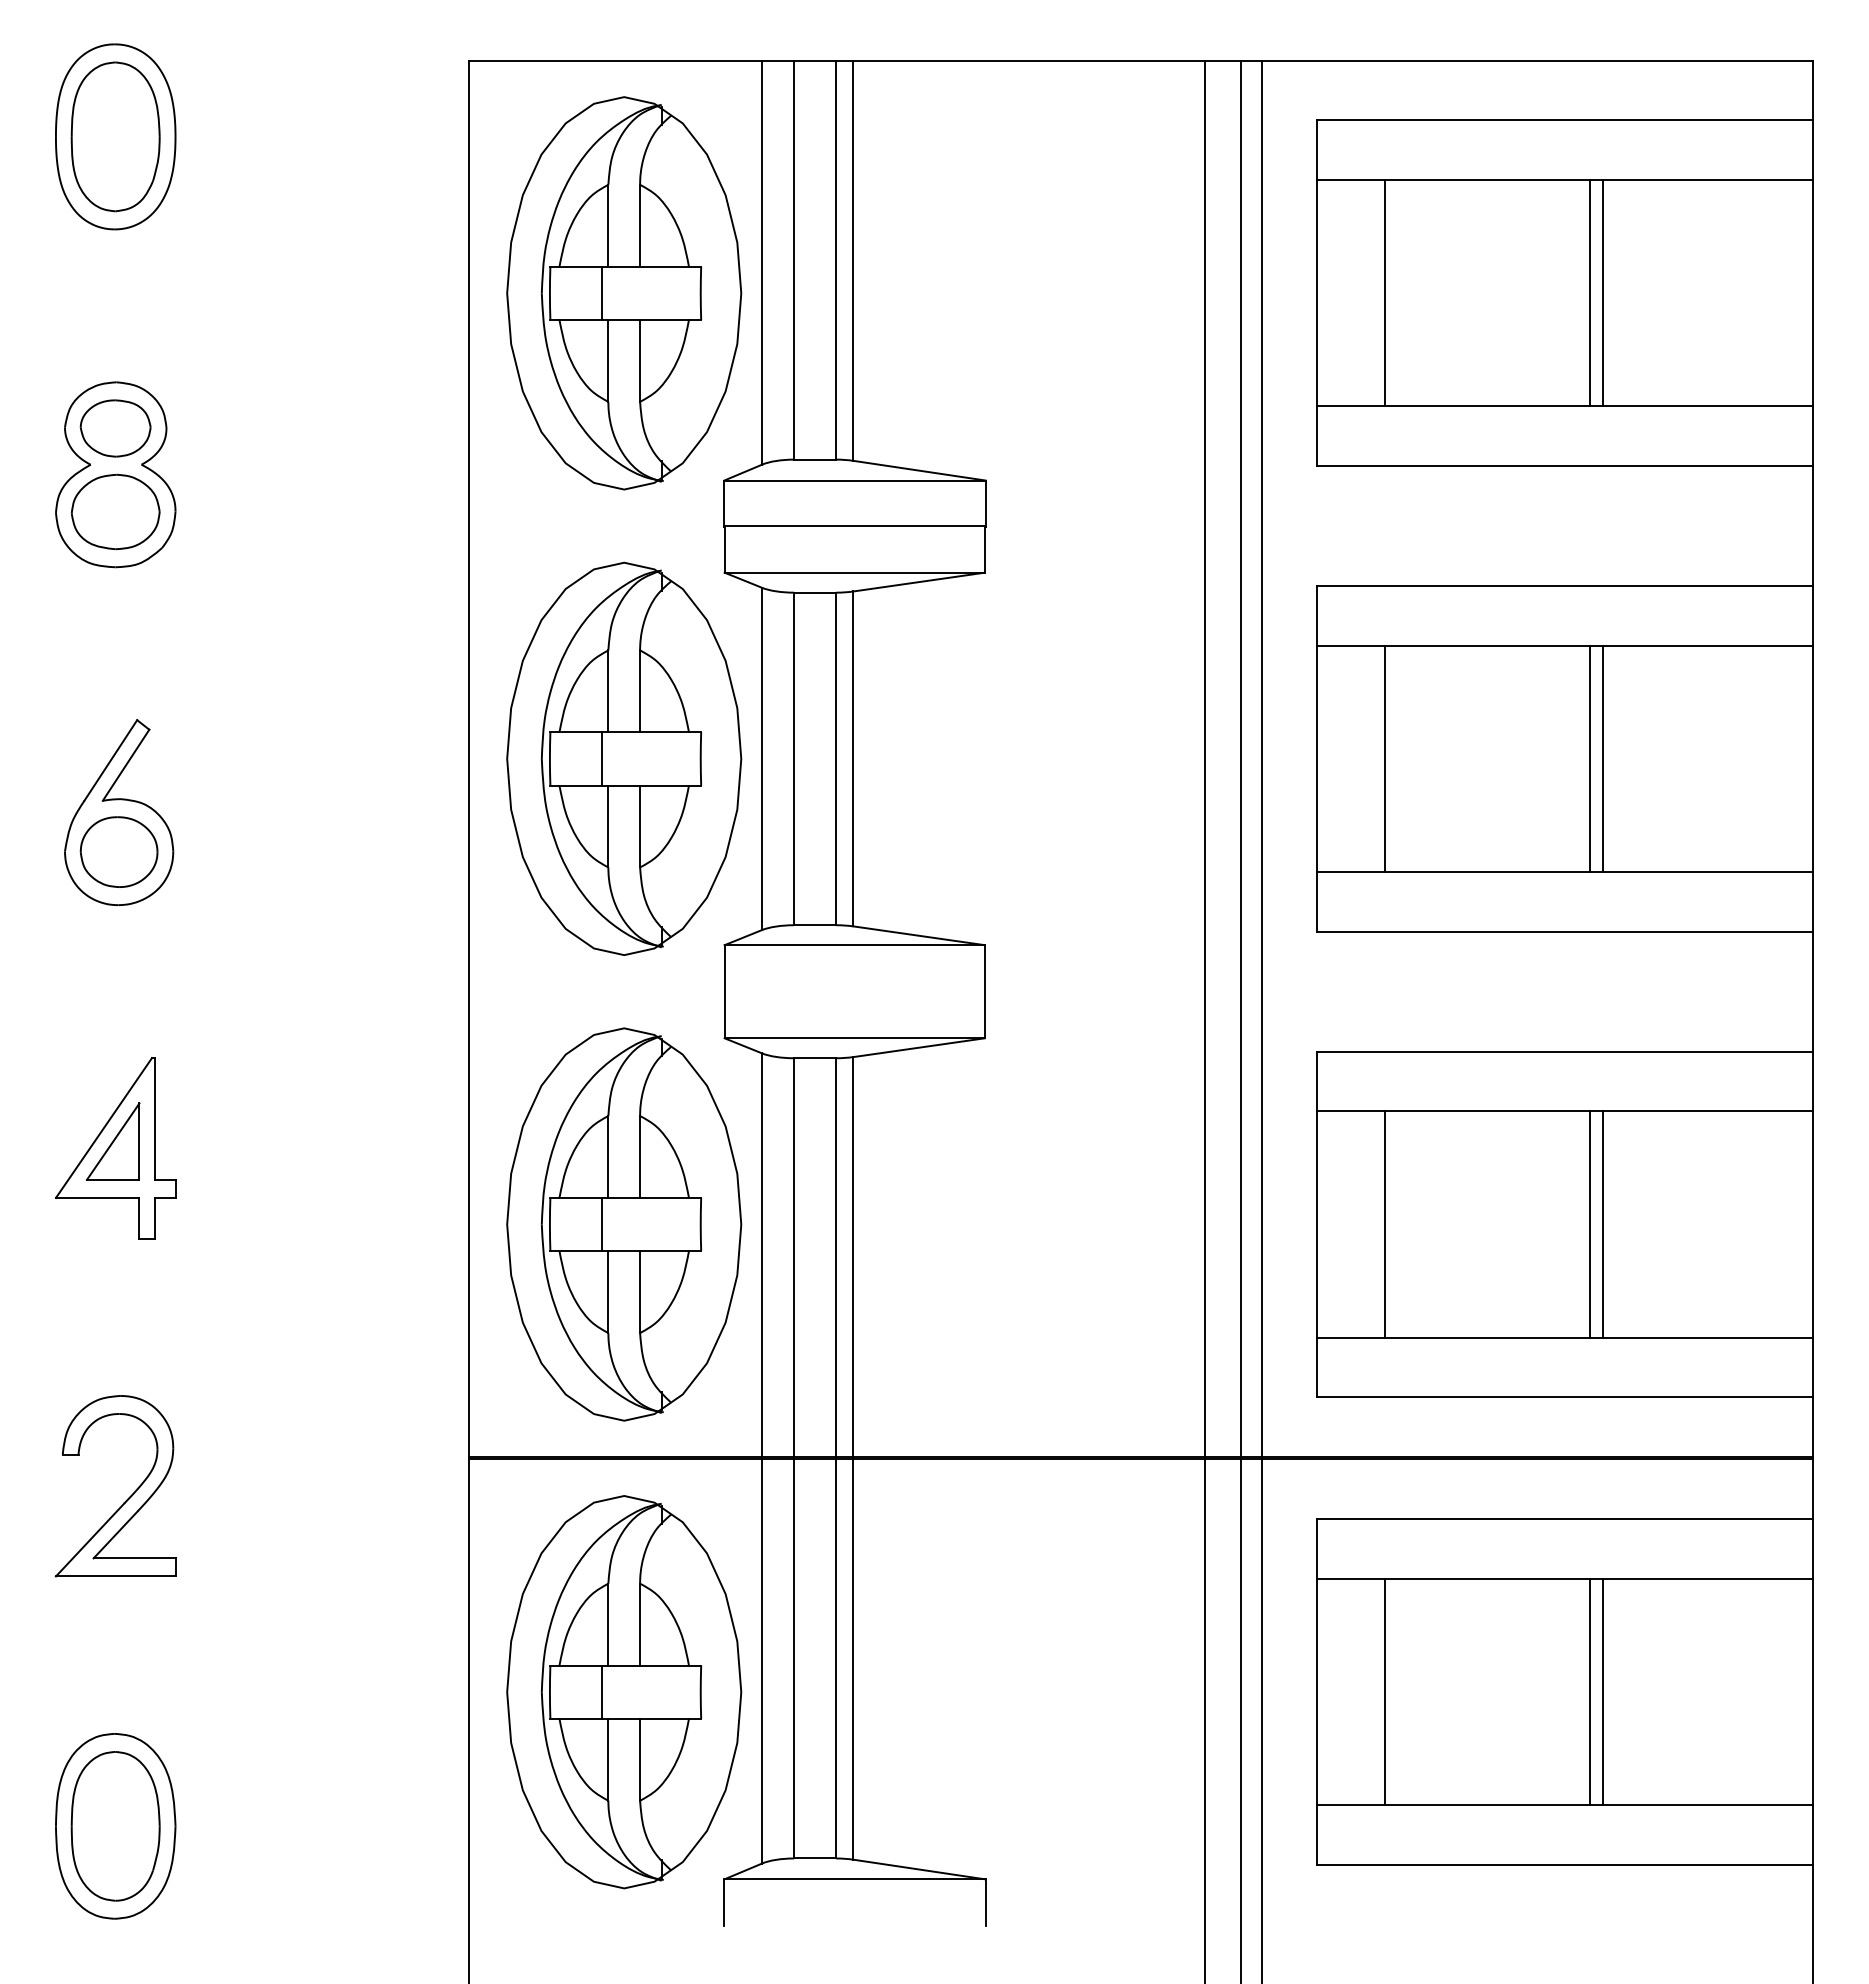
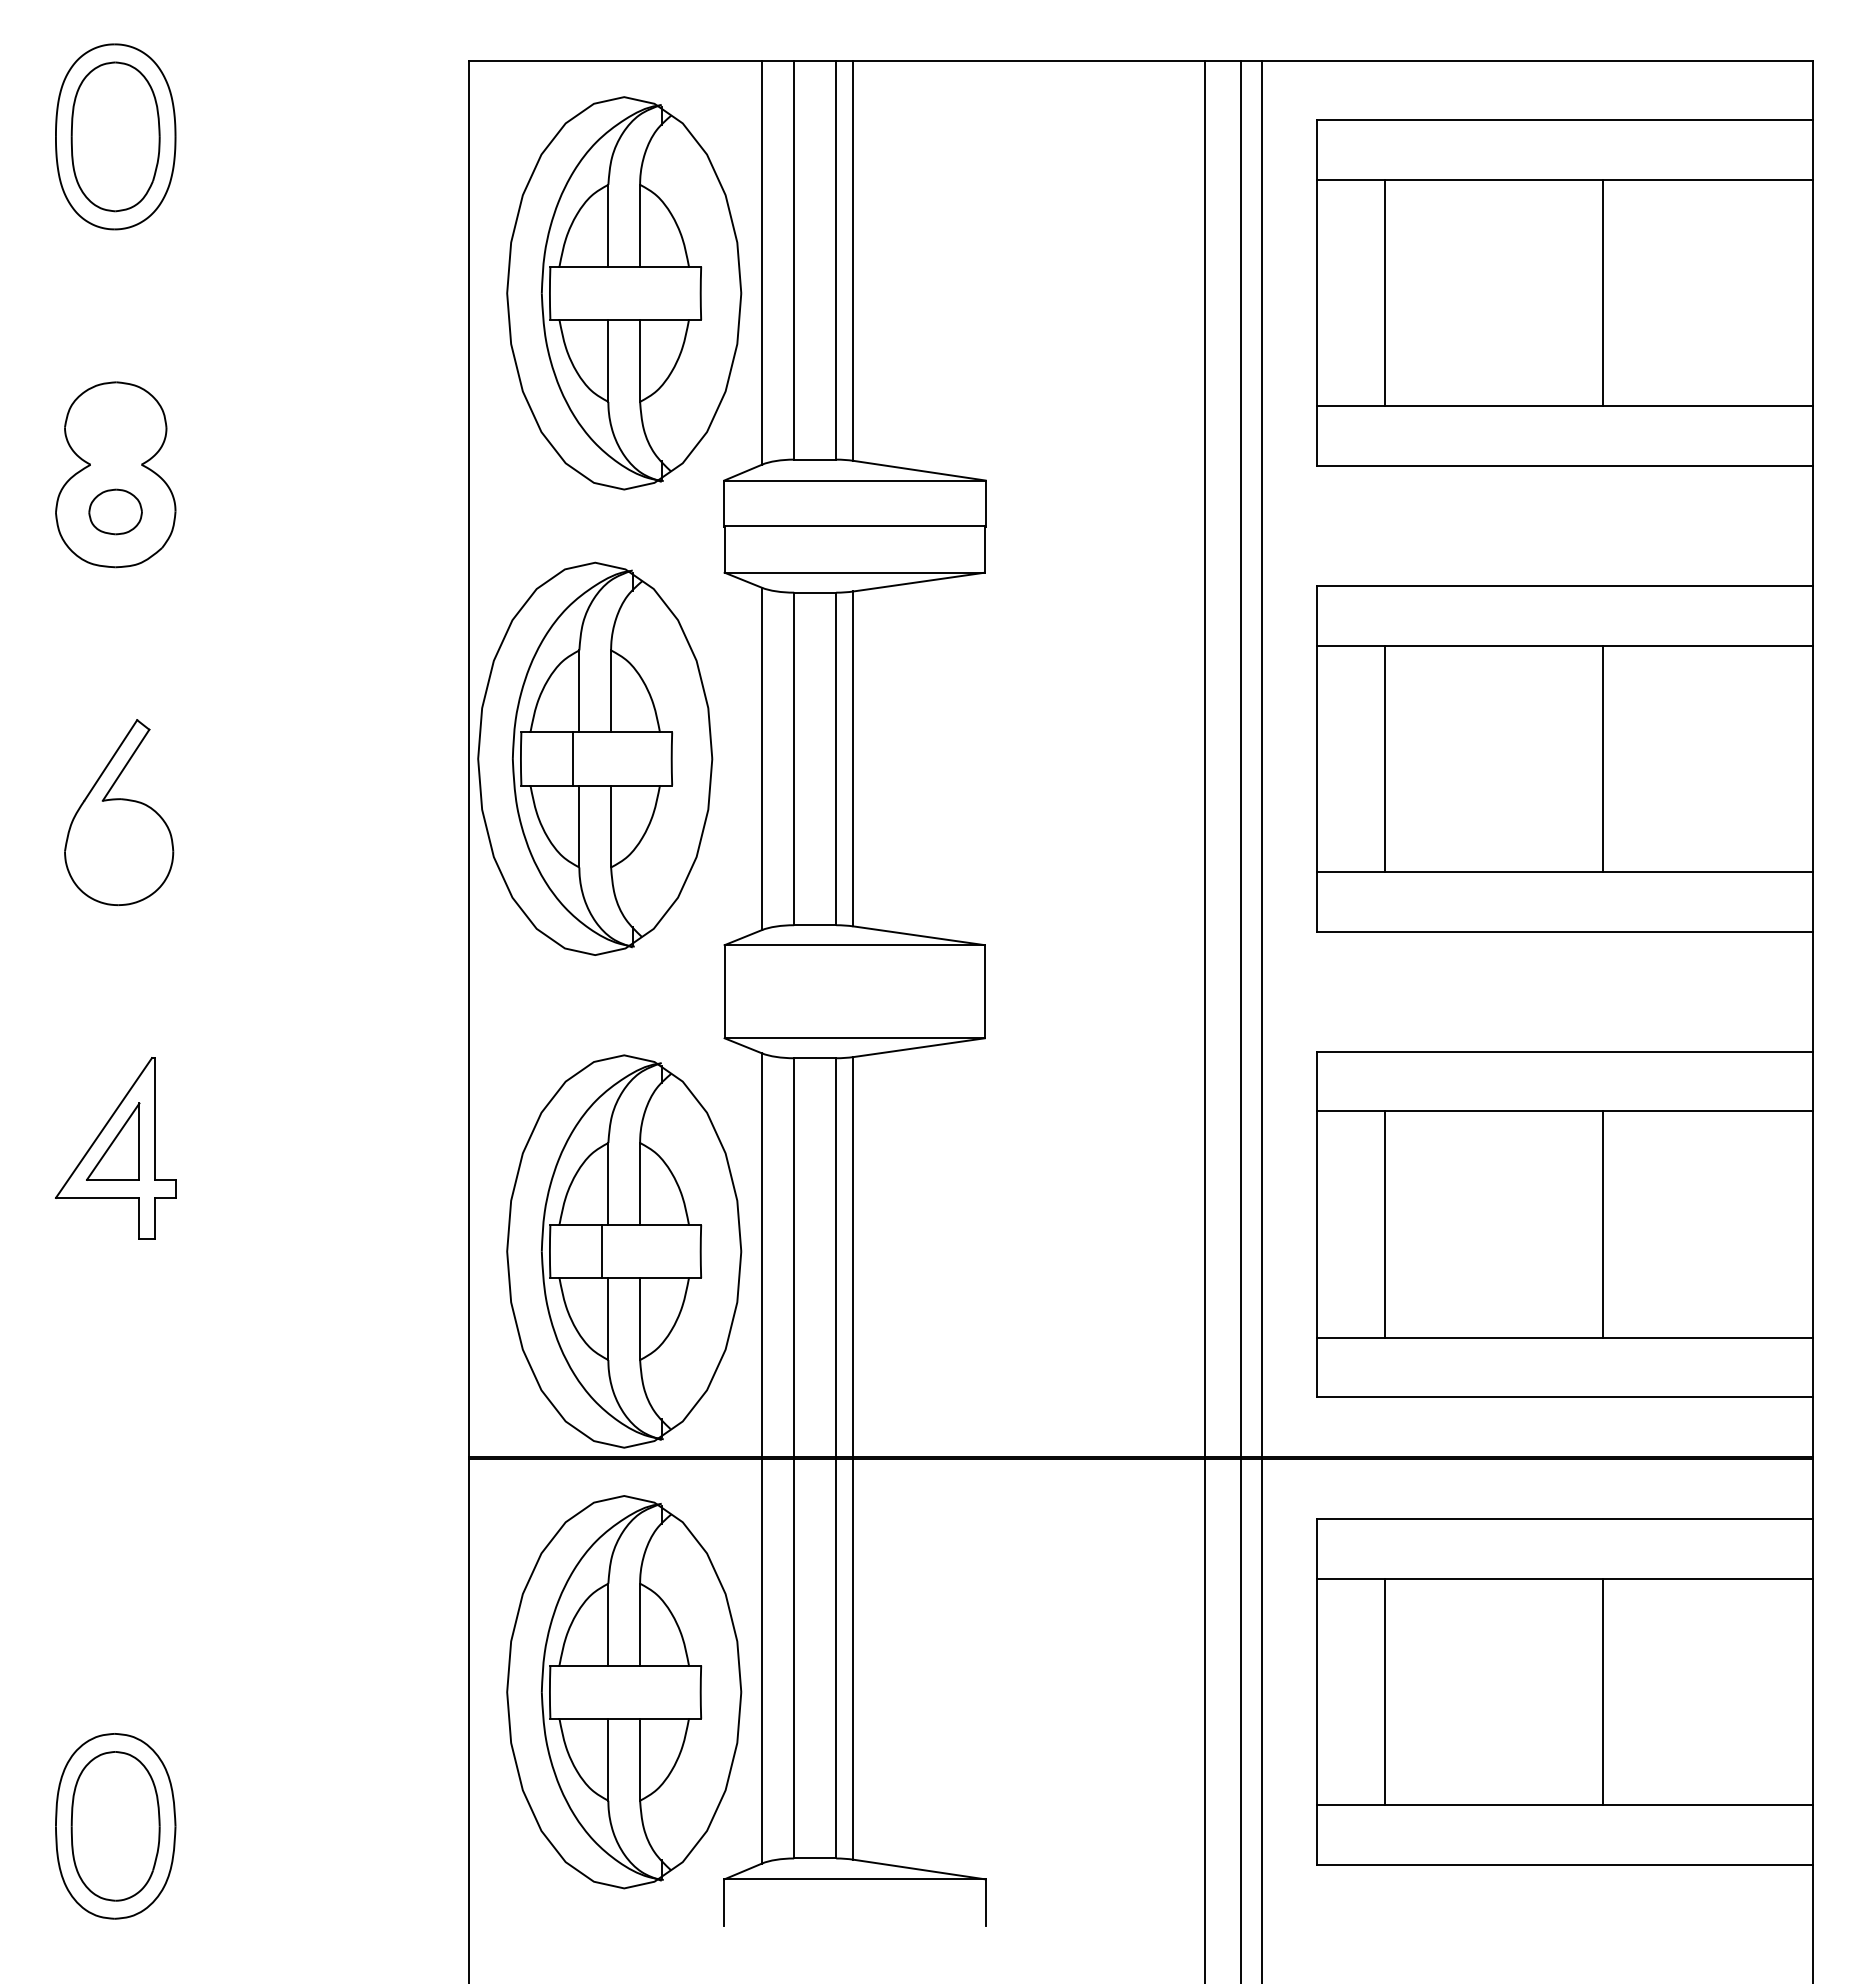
line: present -> none (602, 292)
line: present -> none (1590, 293)
part: present -> none (115, 428)
part size: 91x78 px -> 55x48 px (115, 511)
part position: (624, 758) -> (595, 758) (595, 758)
line: present -> none (1590, 758)
part: present -> none (118, 851)
part position: (624, 1224) -> (624, 1251) (624, 1251)
line: present -> none (1590, 1224)
part: present -> none (127, 1498)
line: present -> none (602, 1691)
line: present -> none (1590, 1692)
